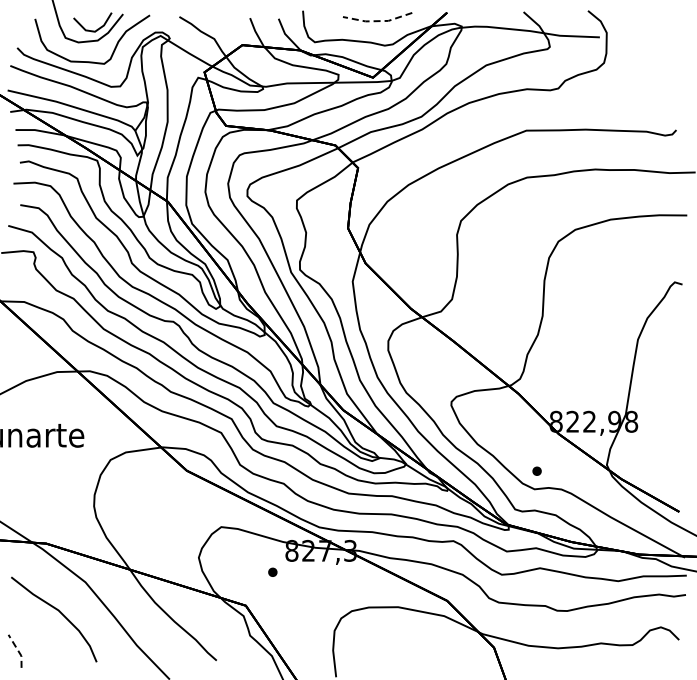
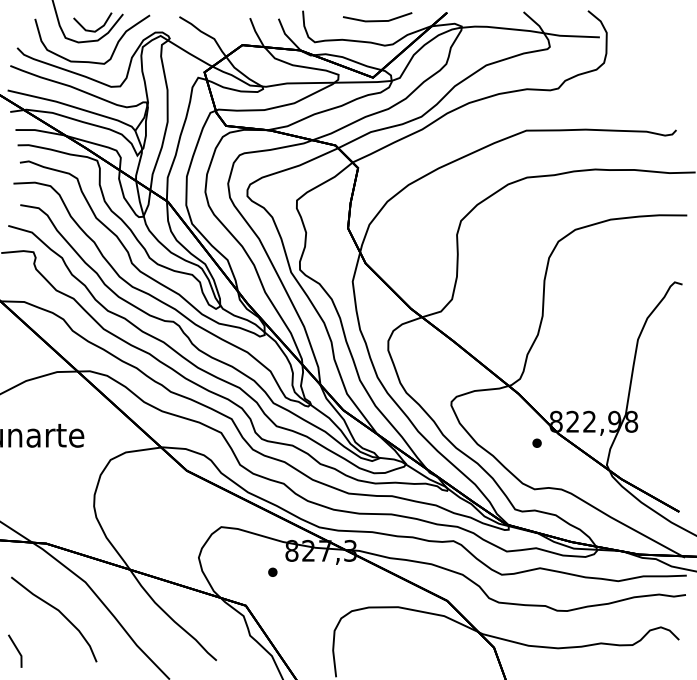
line: dashed -> solid (377, 21)
part position: (536, 470) -> (536, 442) (536, 442)
line: dashed -> solid (18, 650)
